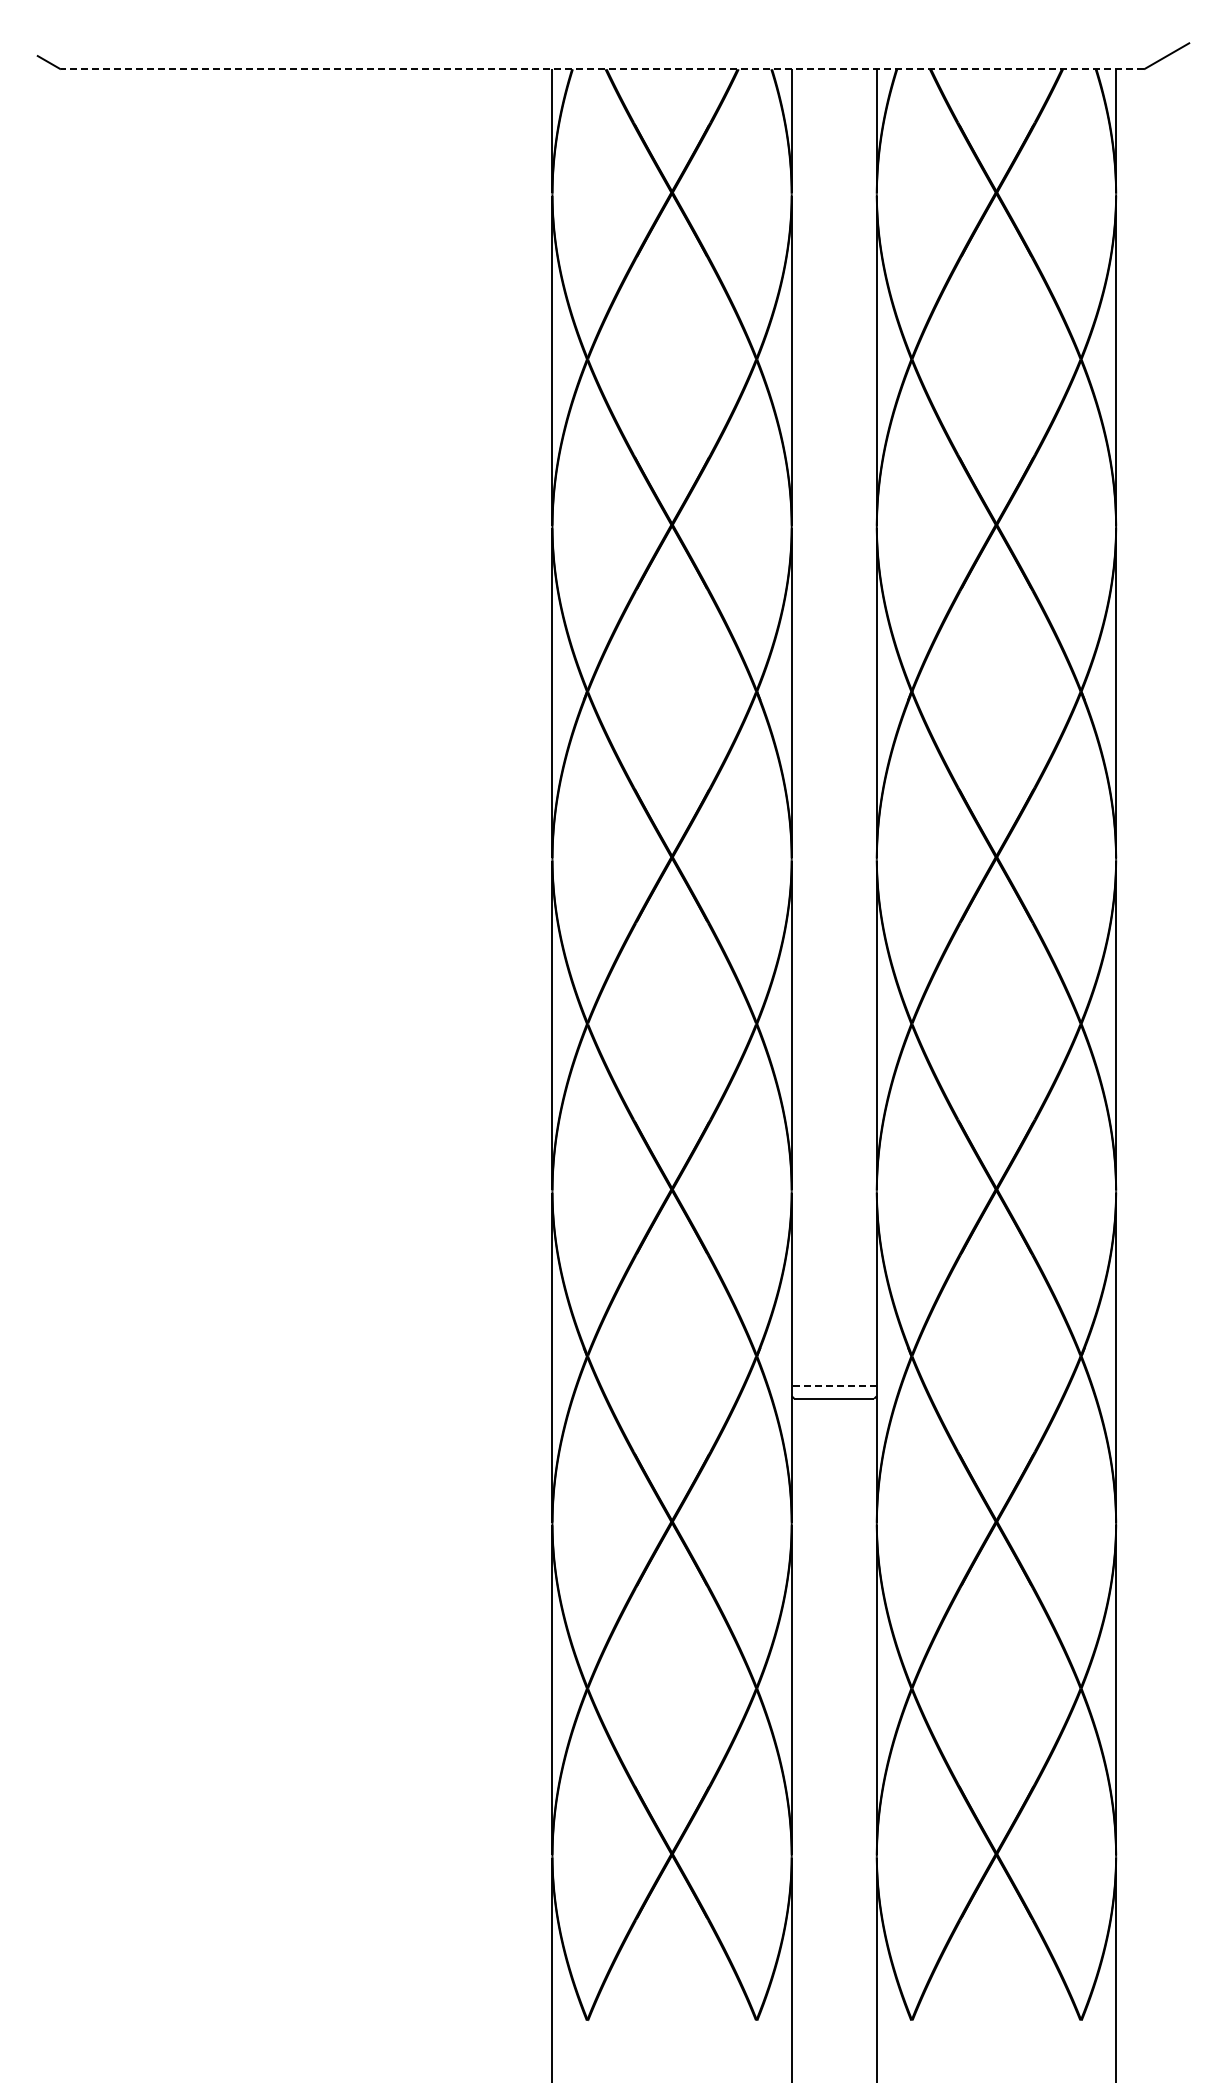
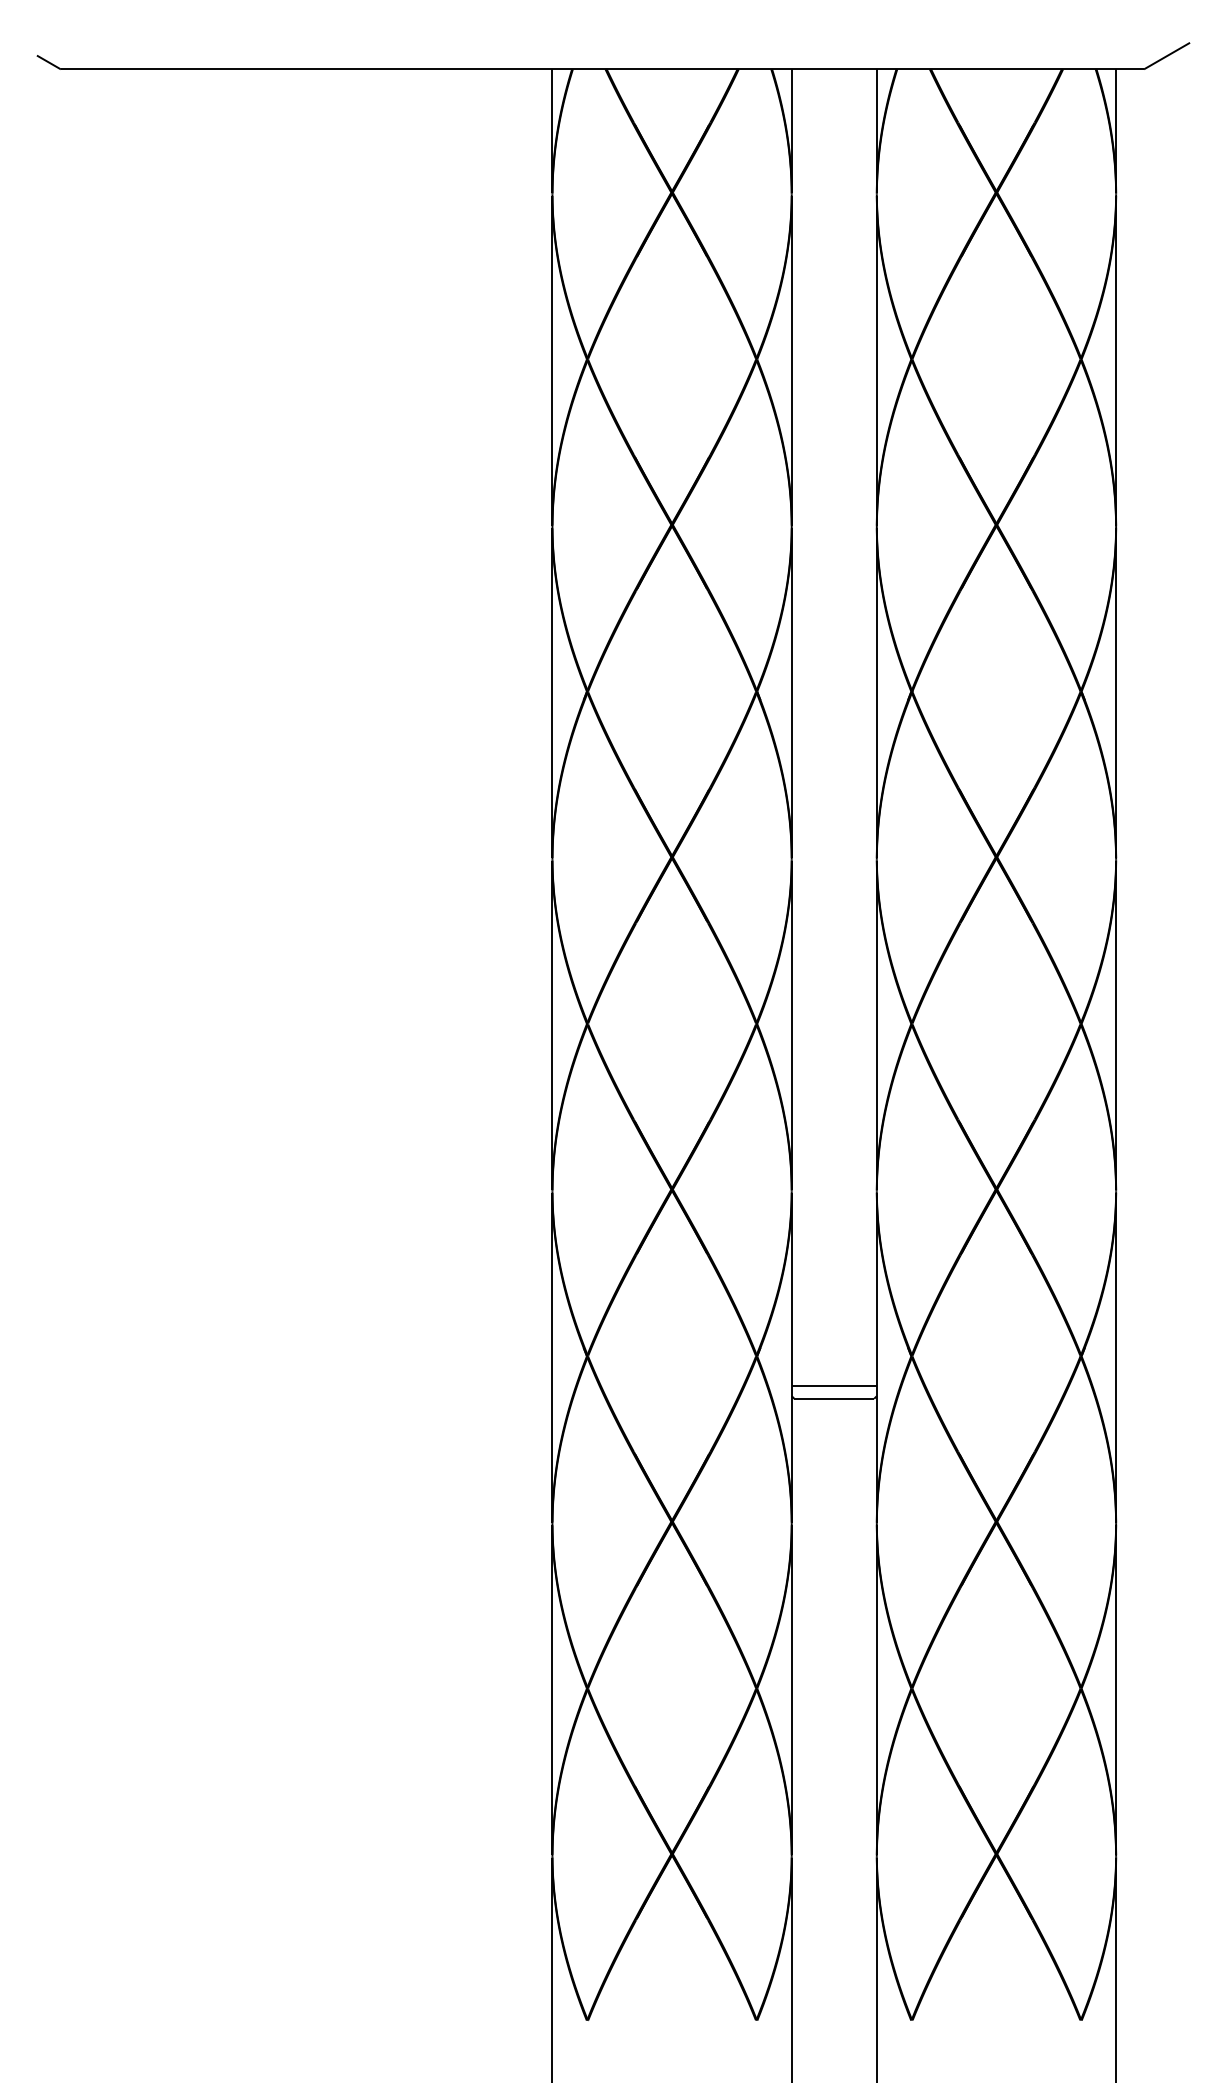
line: dashed -> solid (602, 69)
line: dashed -> solid (834, 1385)
